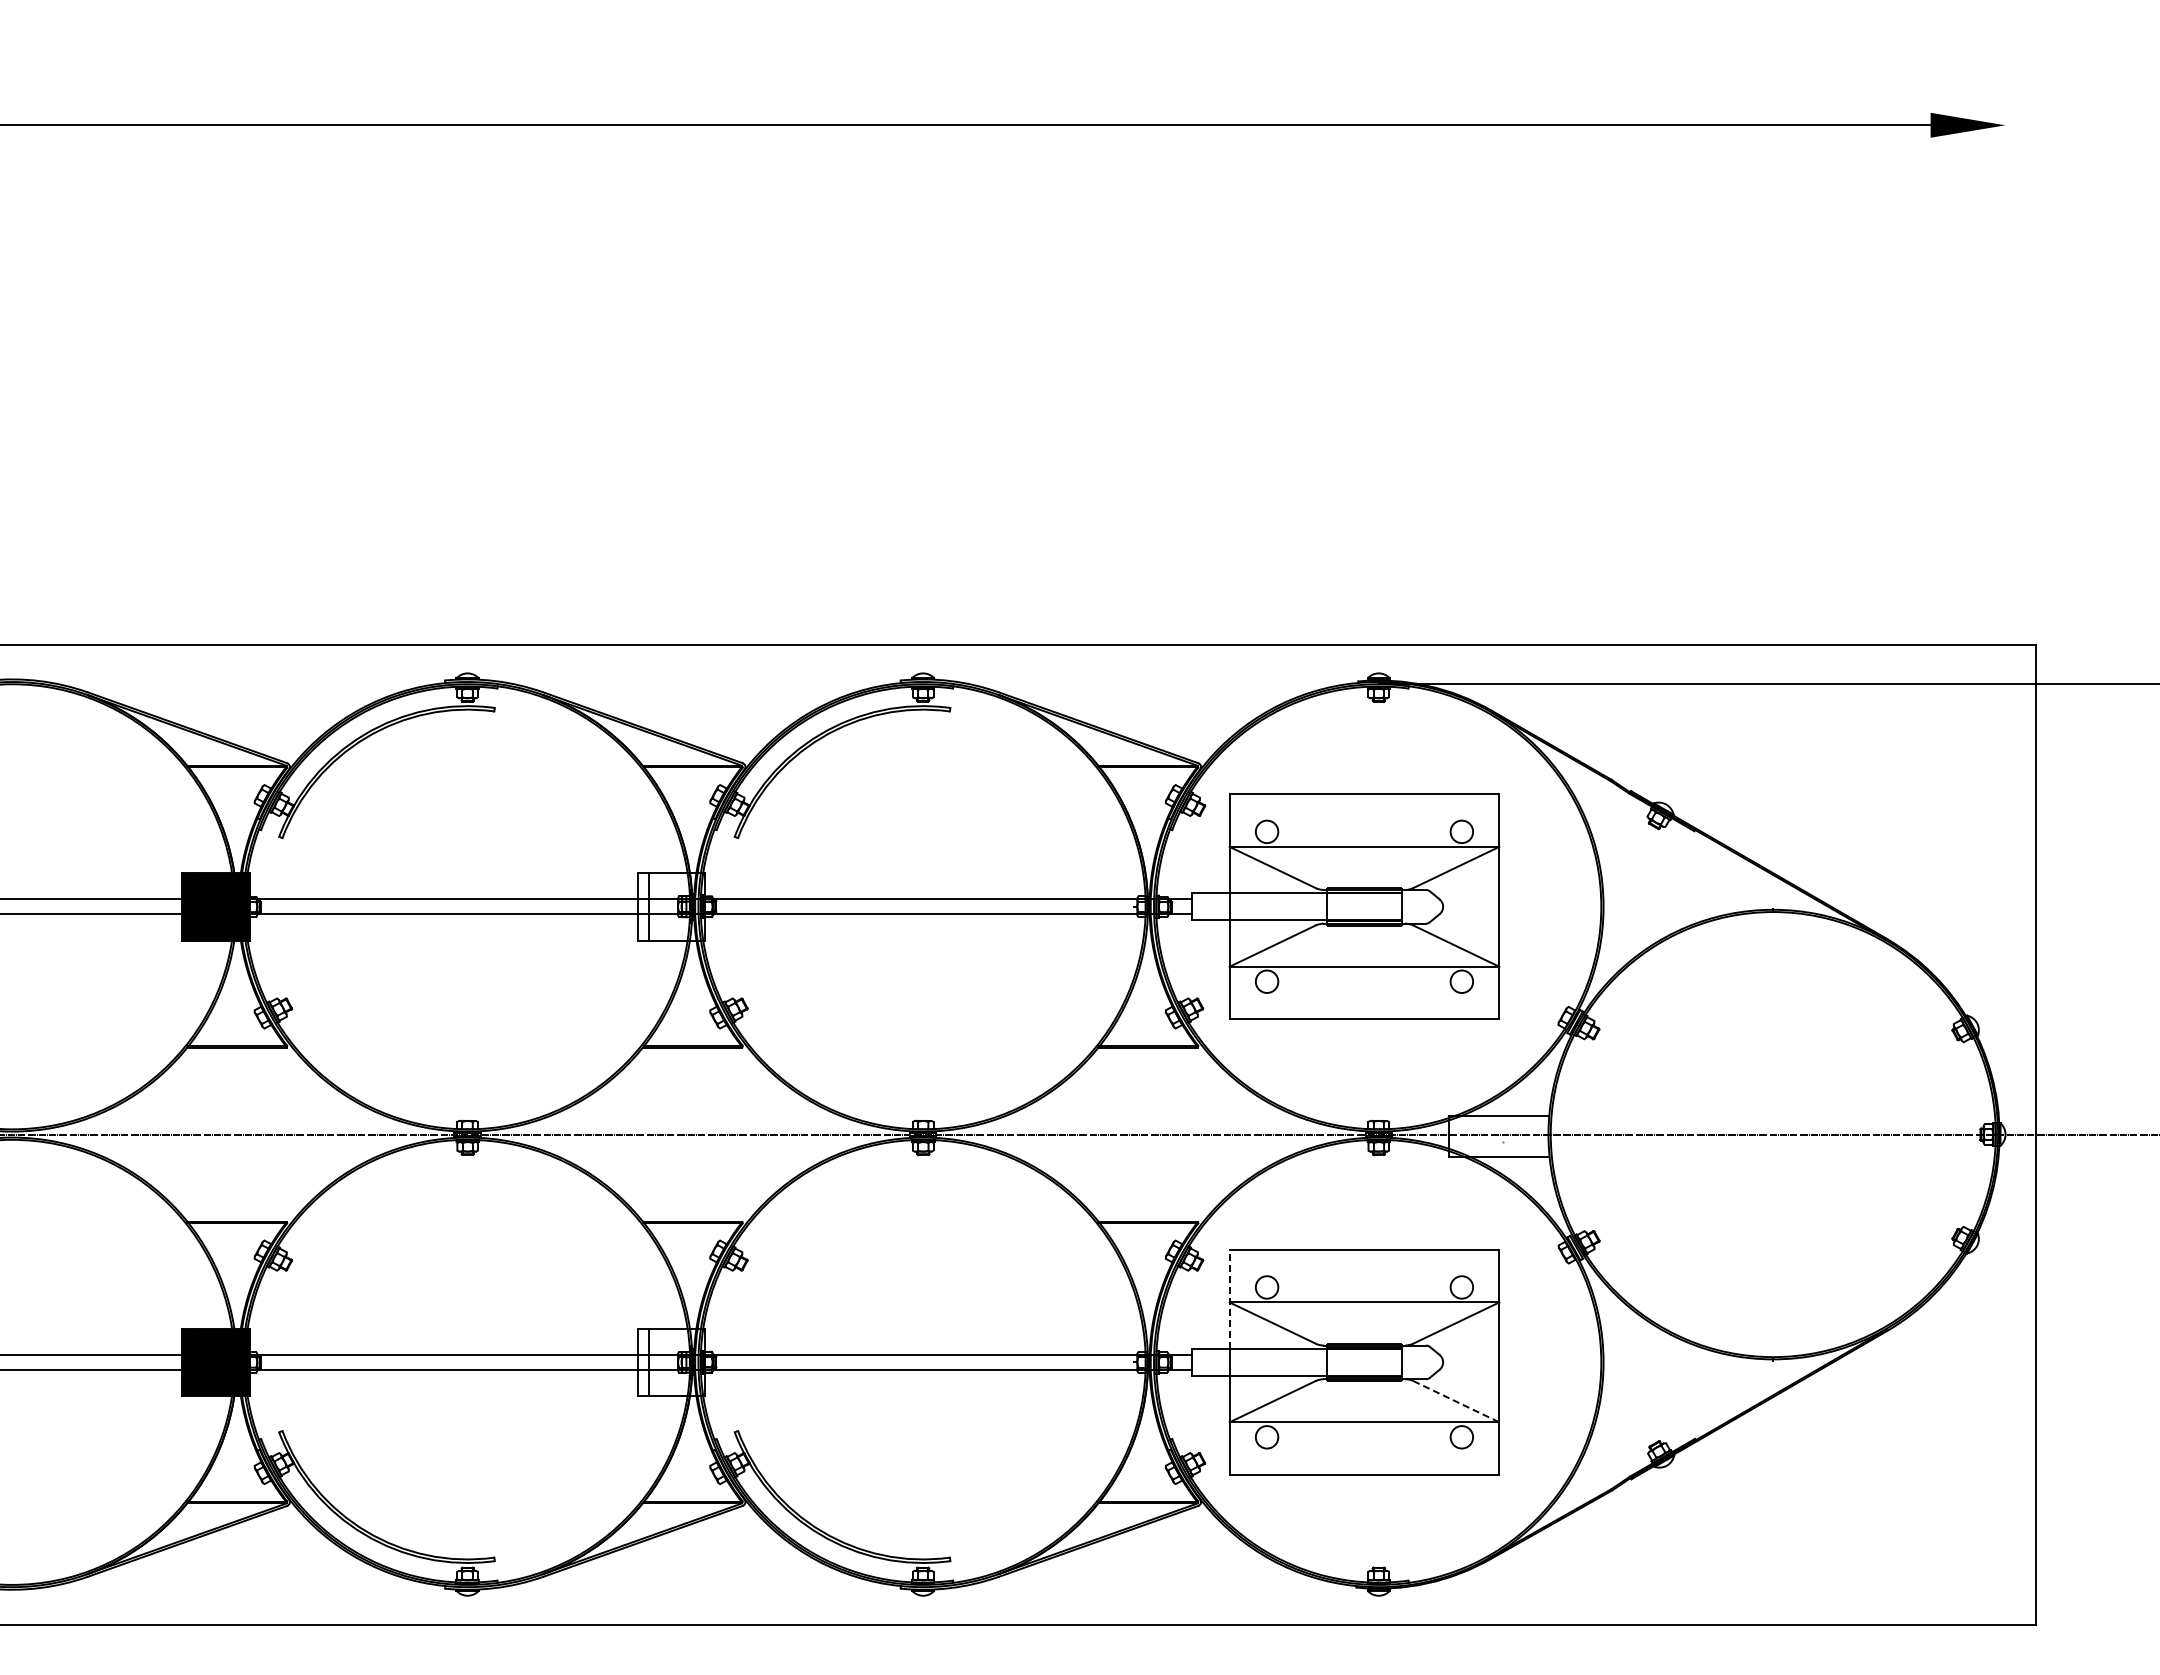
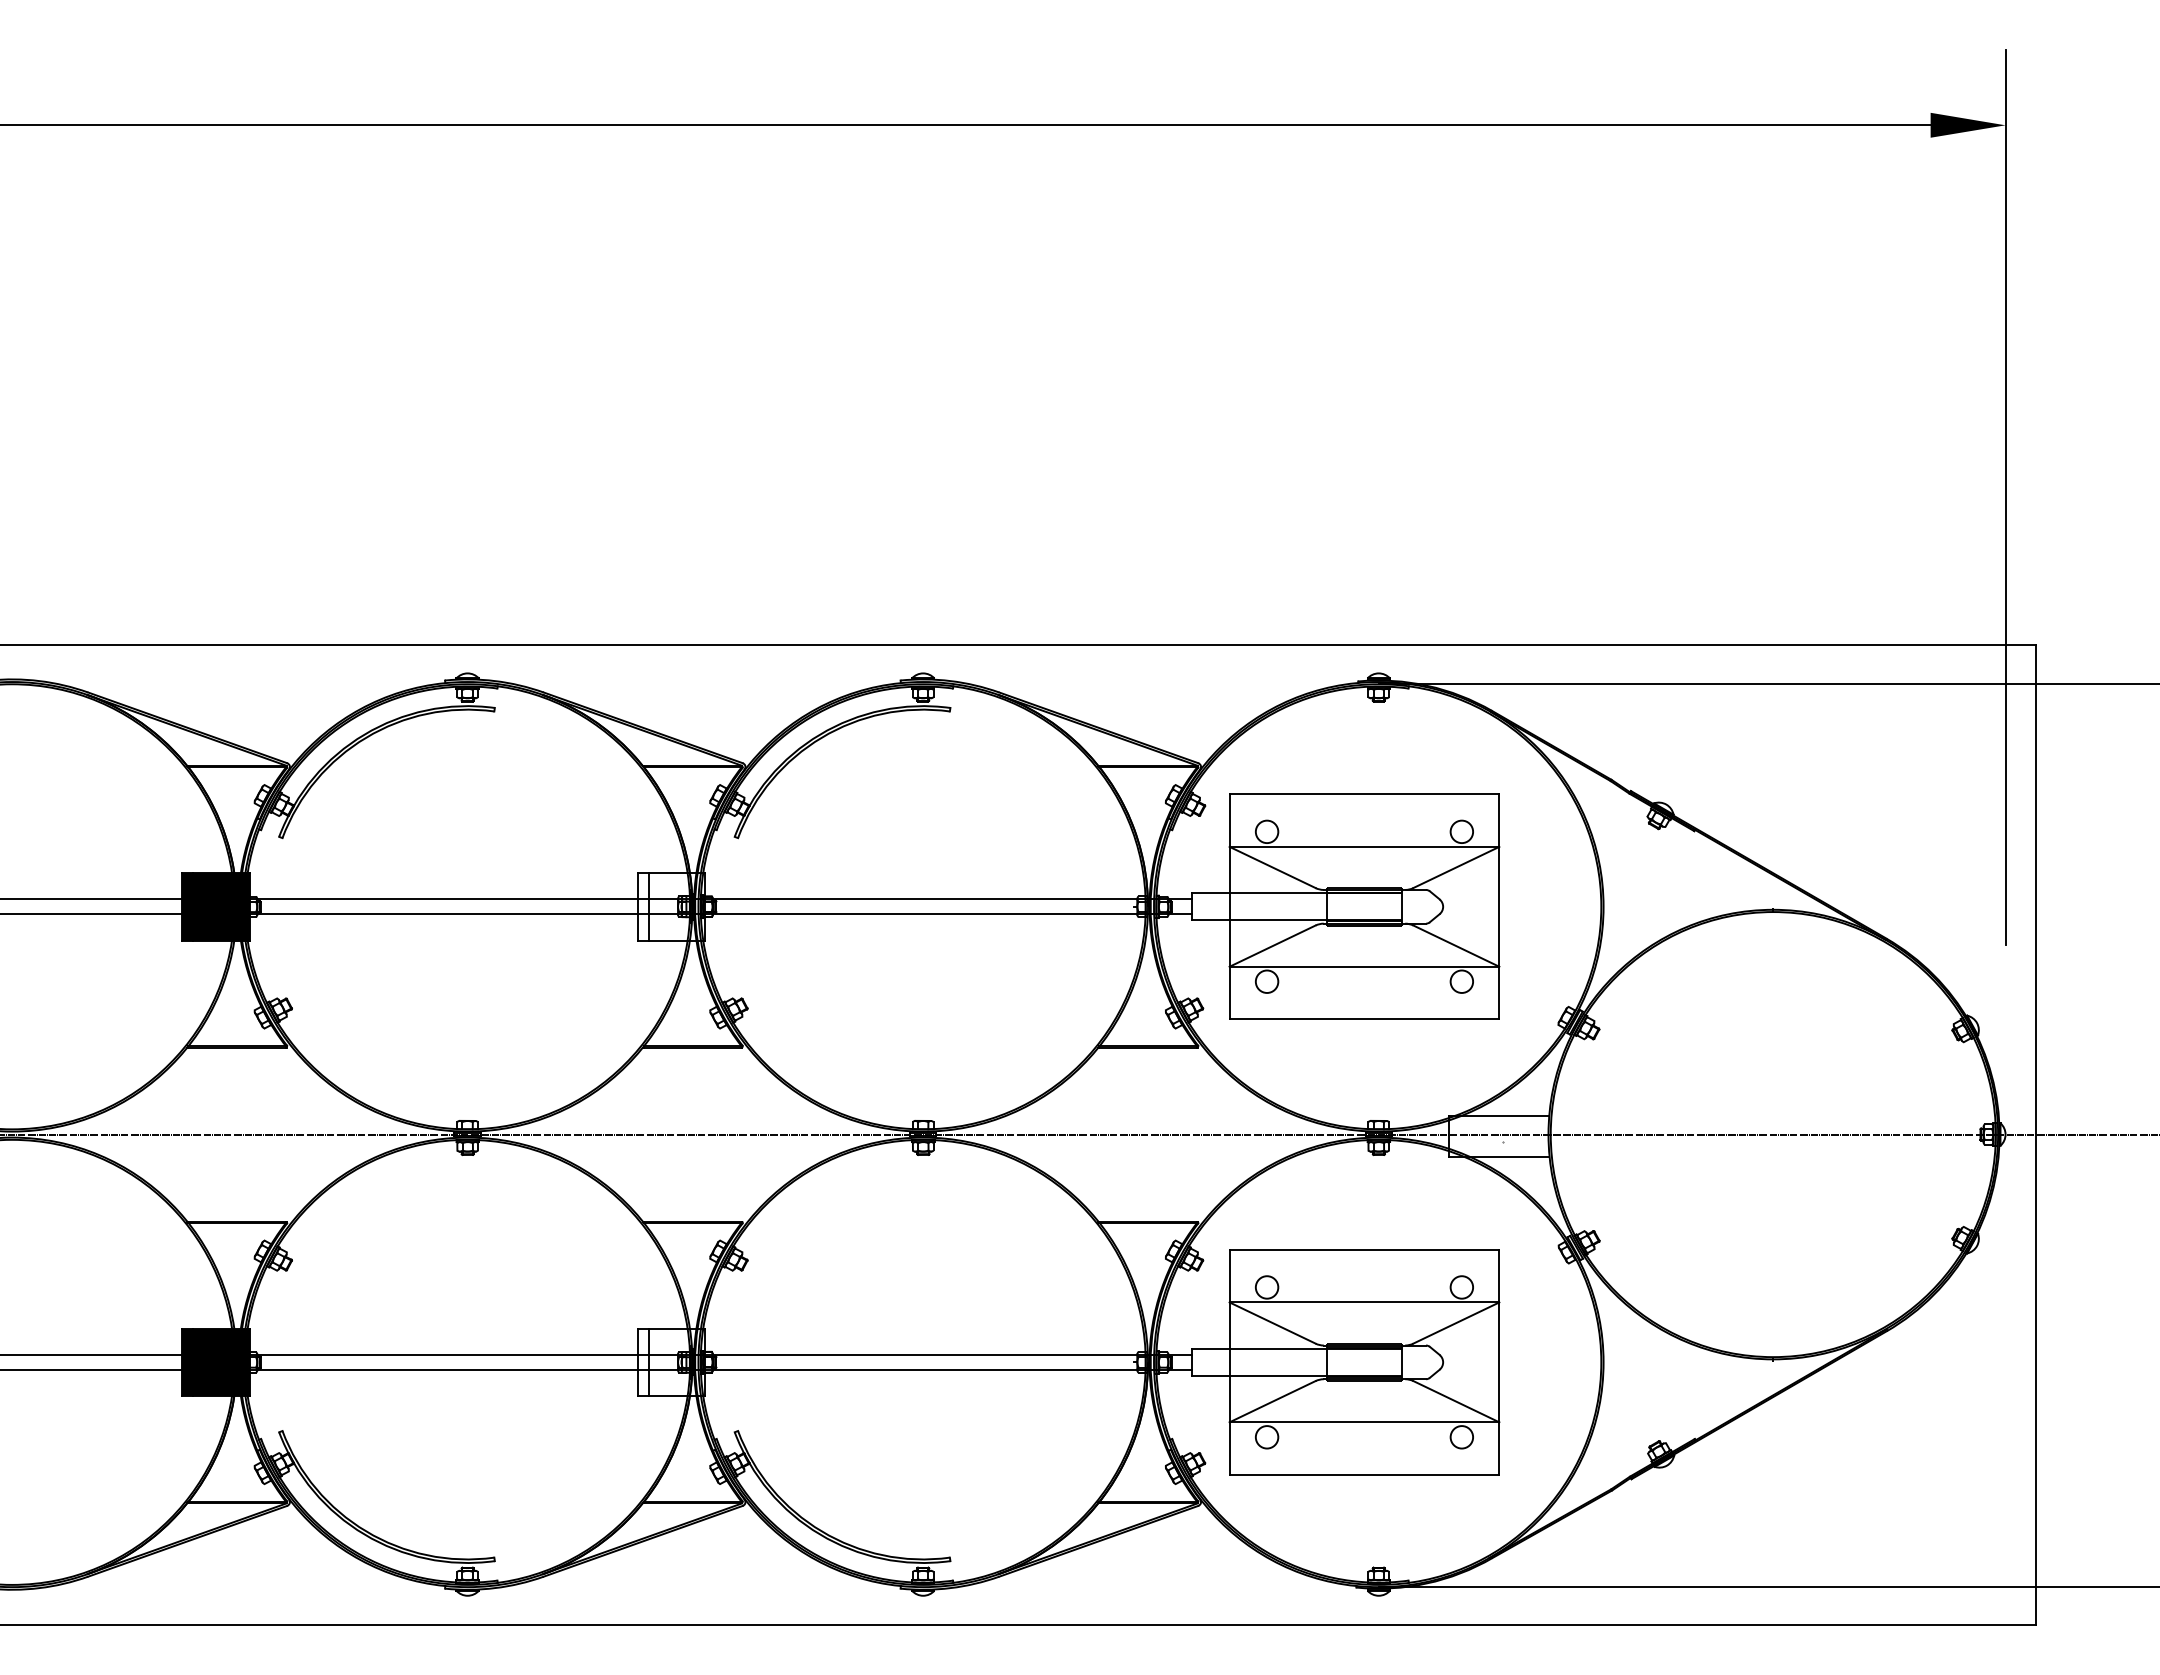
line: none -> present (2005, 497)
line: dashed -> solid (1229, 1298)
line: dashed -> solid (1456, 1401)
line: none -> present (1767, 1587)
